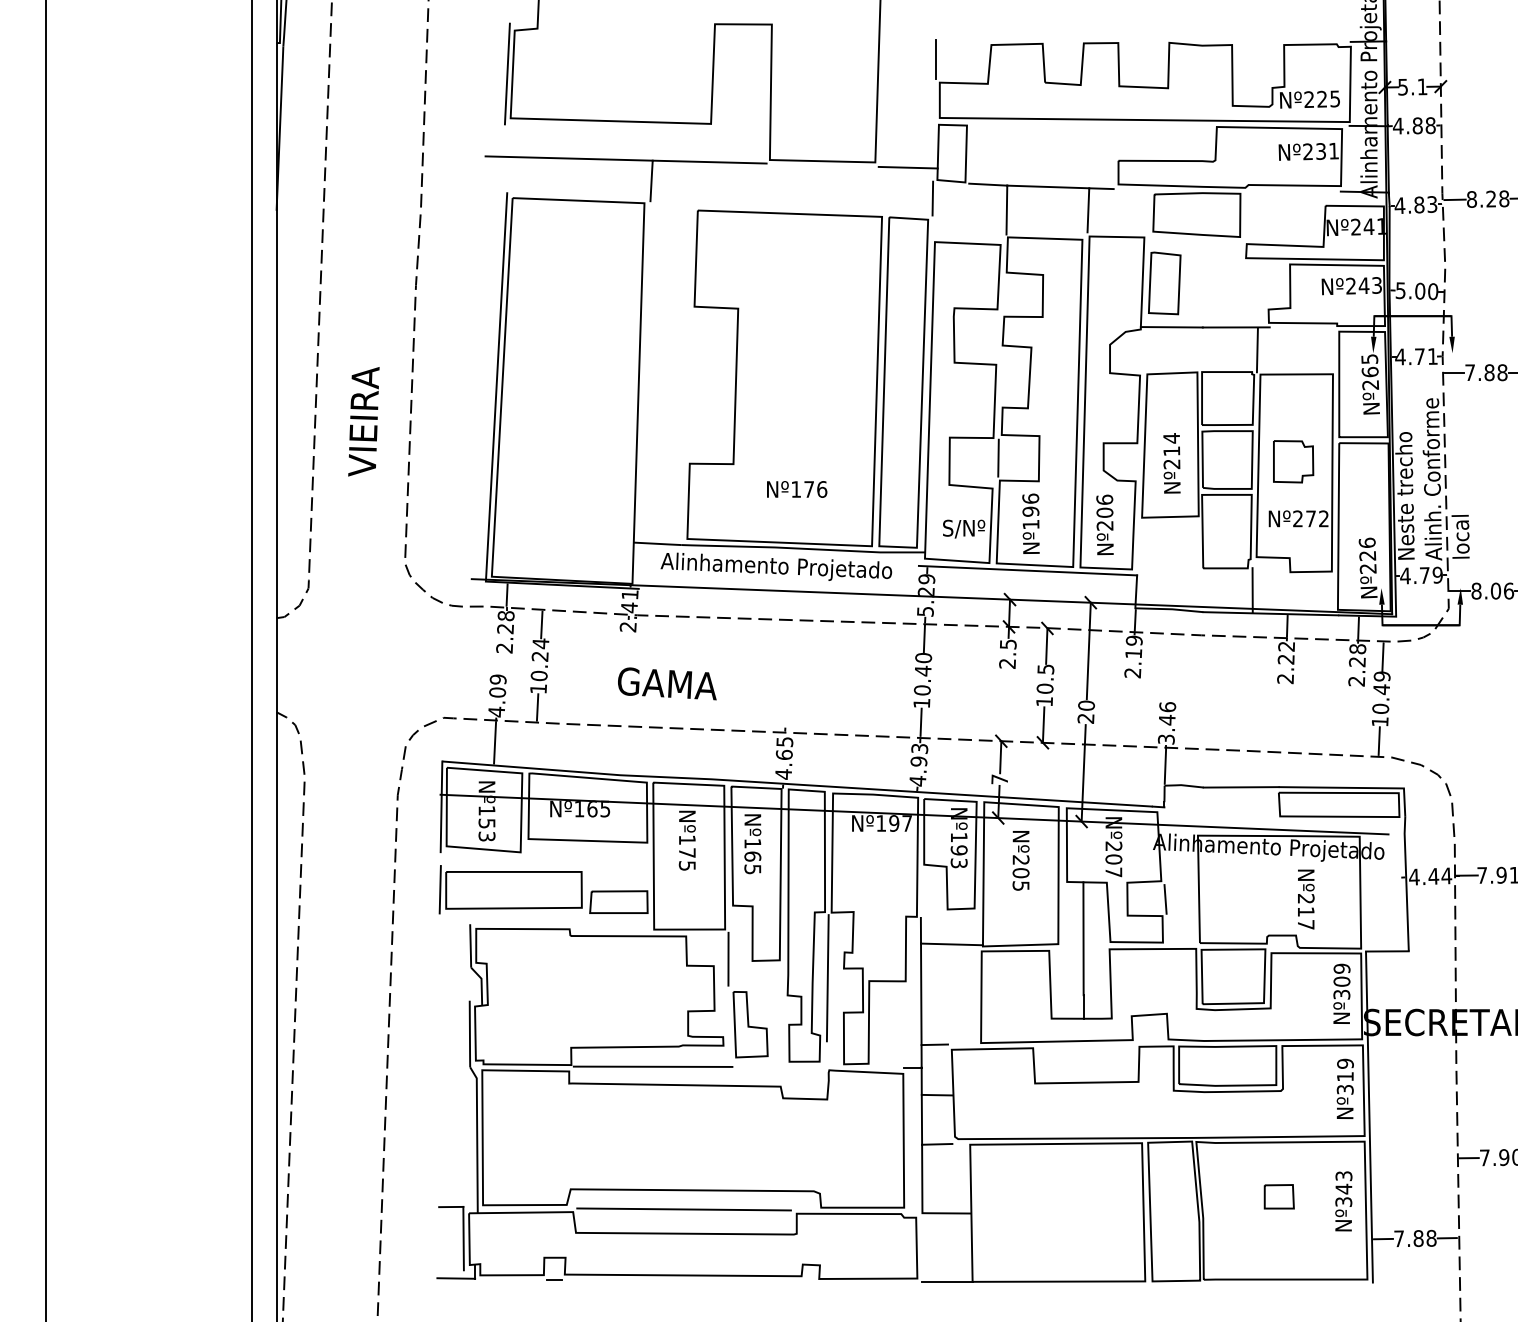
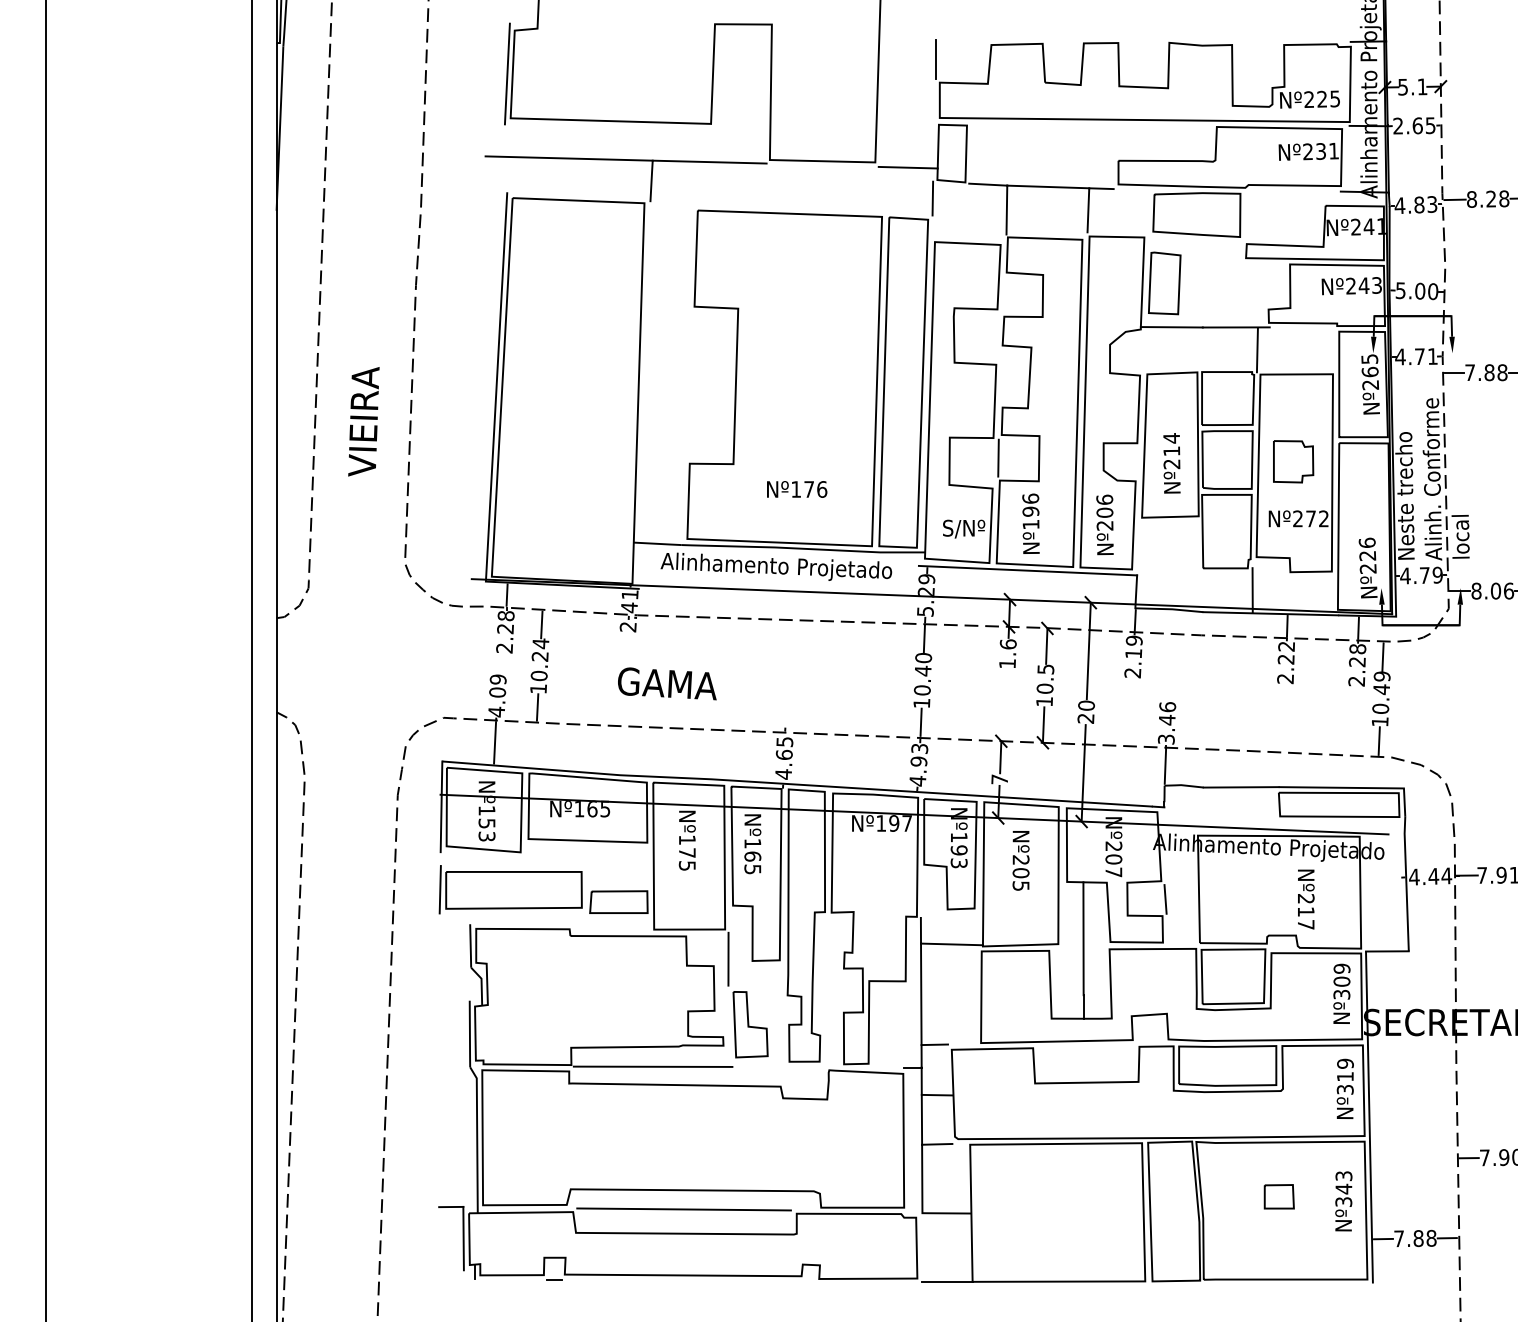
text: 4.88 -> 2.65 (1414, 125)
text: 2.5 -> 1.6 (1007, 653)
line: present -> none (827, 978)
line: present -> none (456, 1278)
